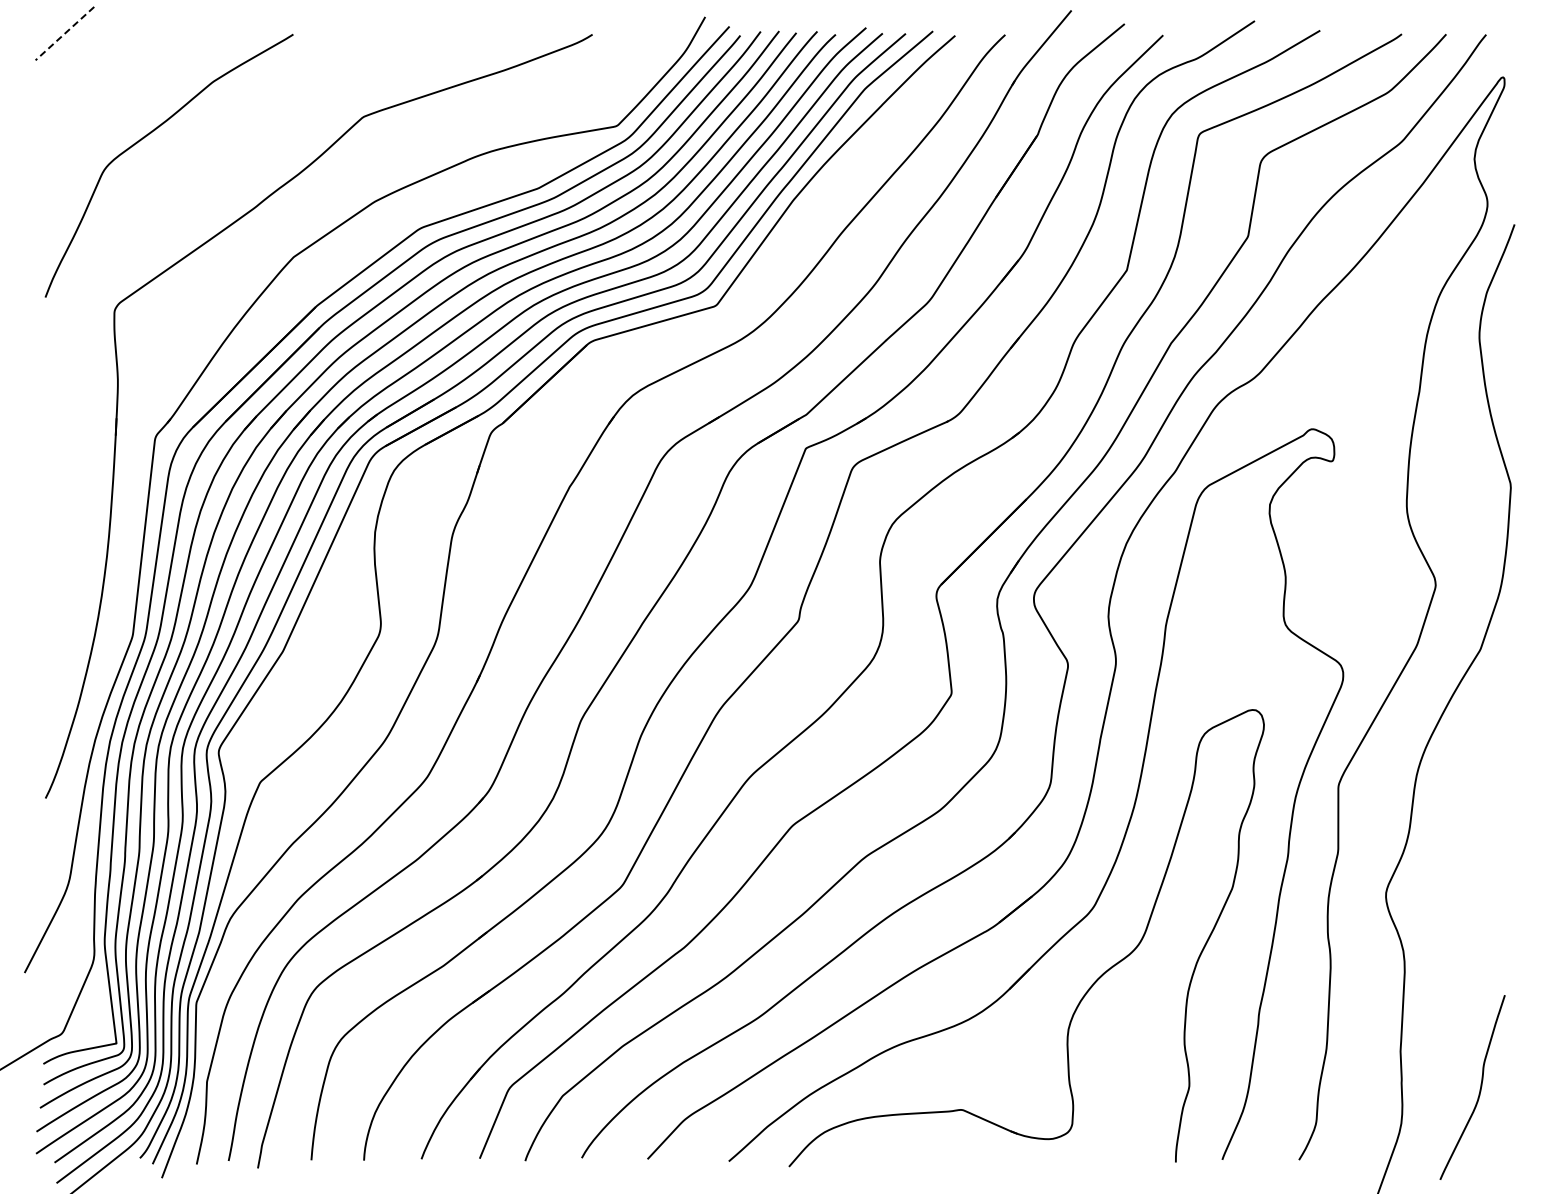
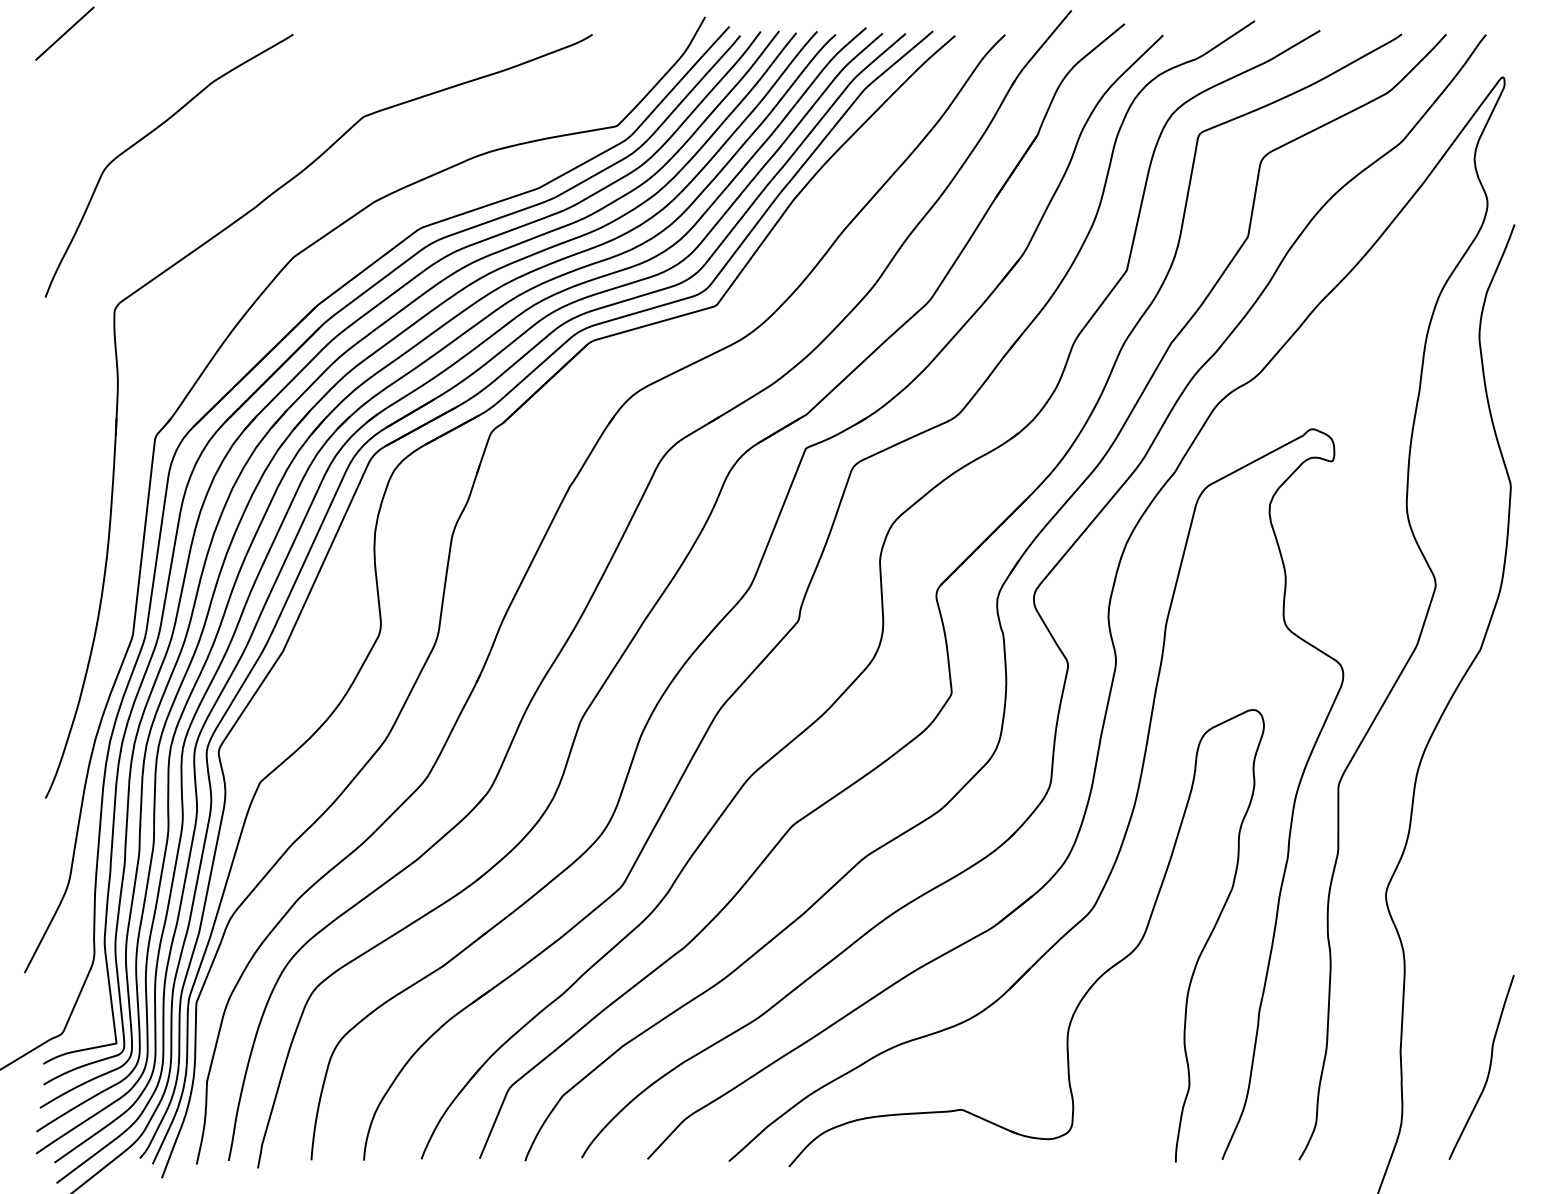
line: dashed -> solid (64, 33)
curve position: (1479, 1089) -> (1488, 1069) (1488, 1069)
